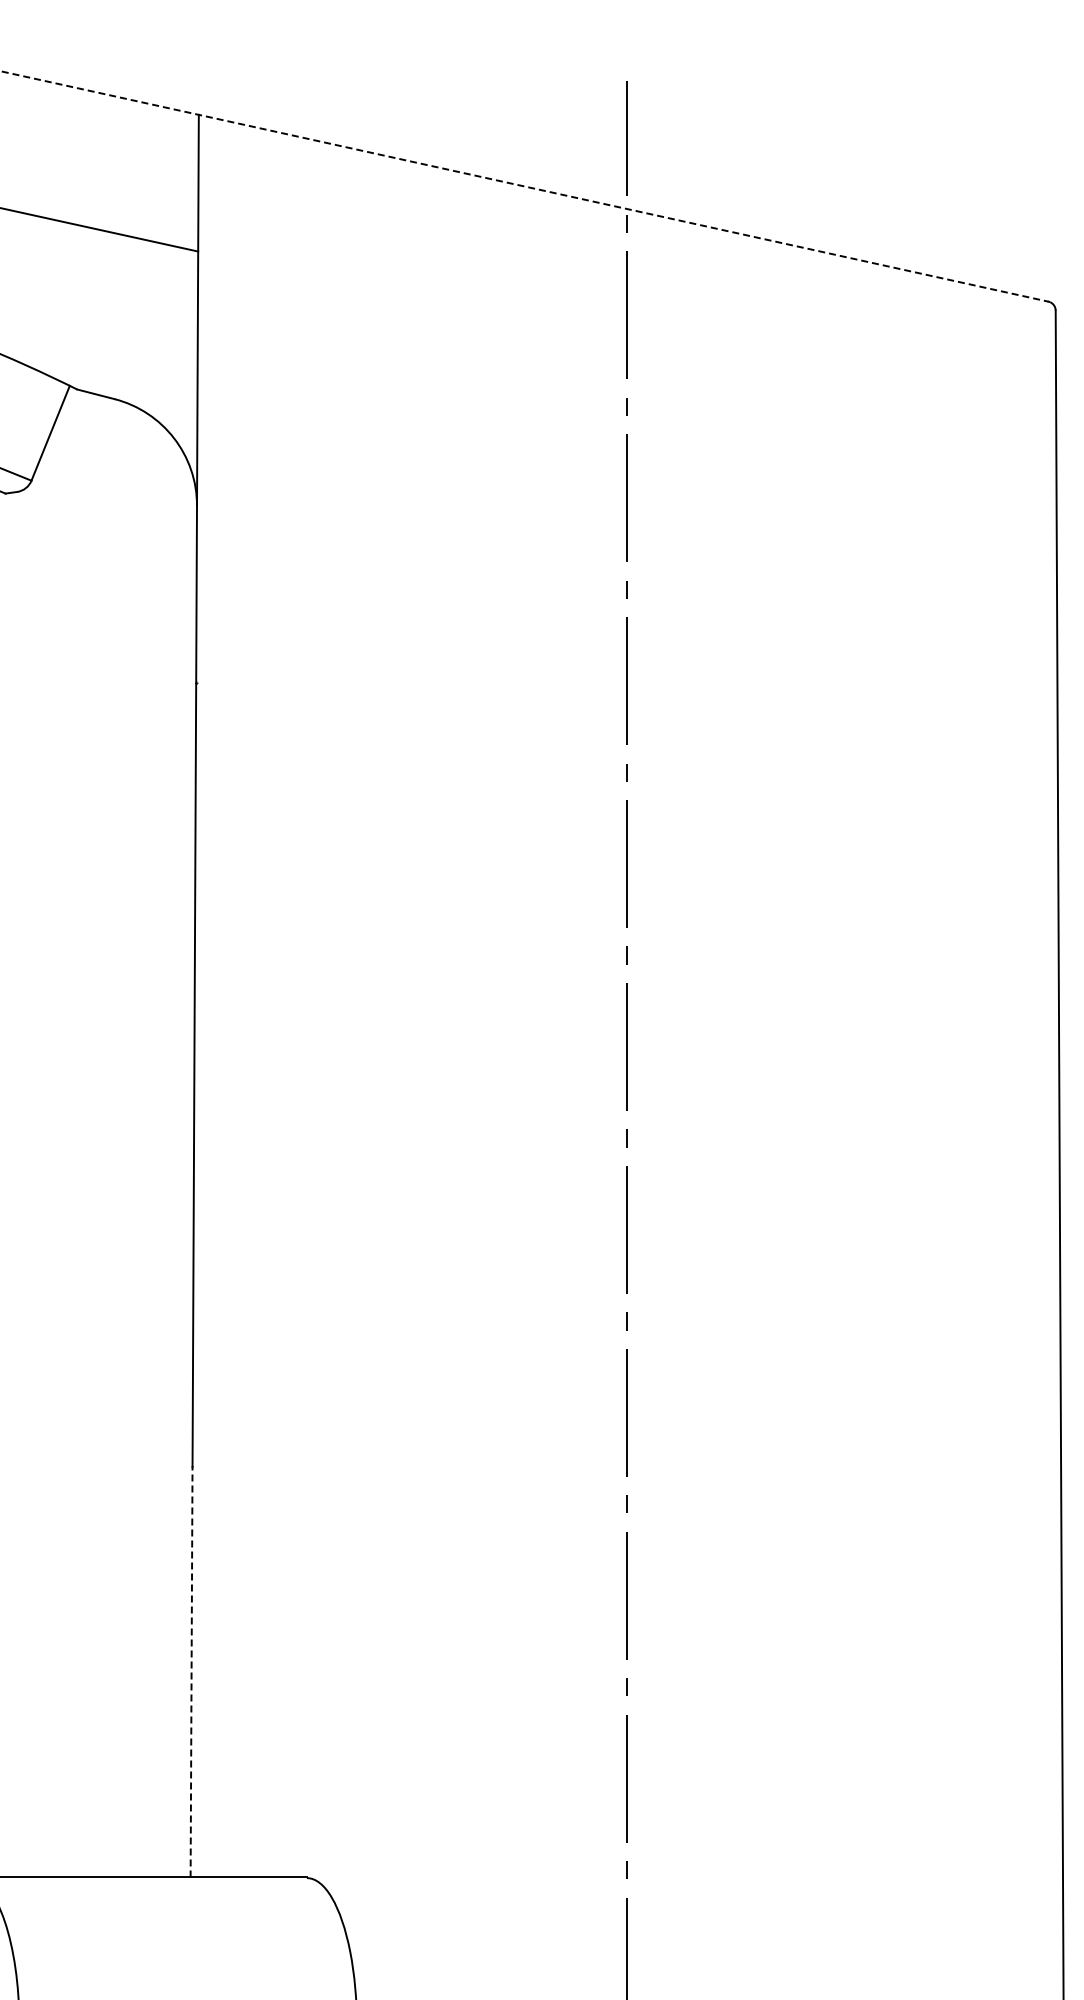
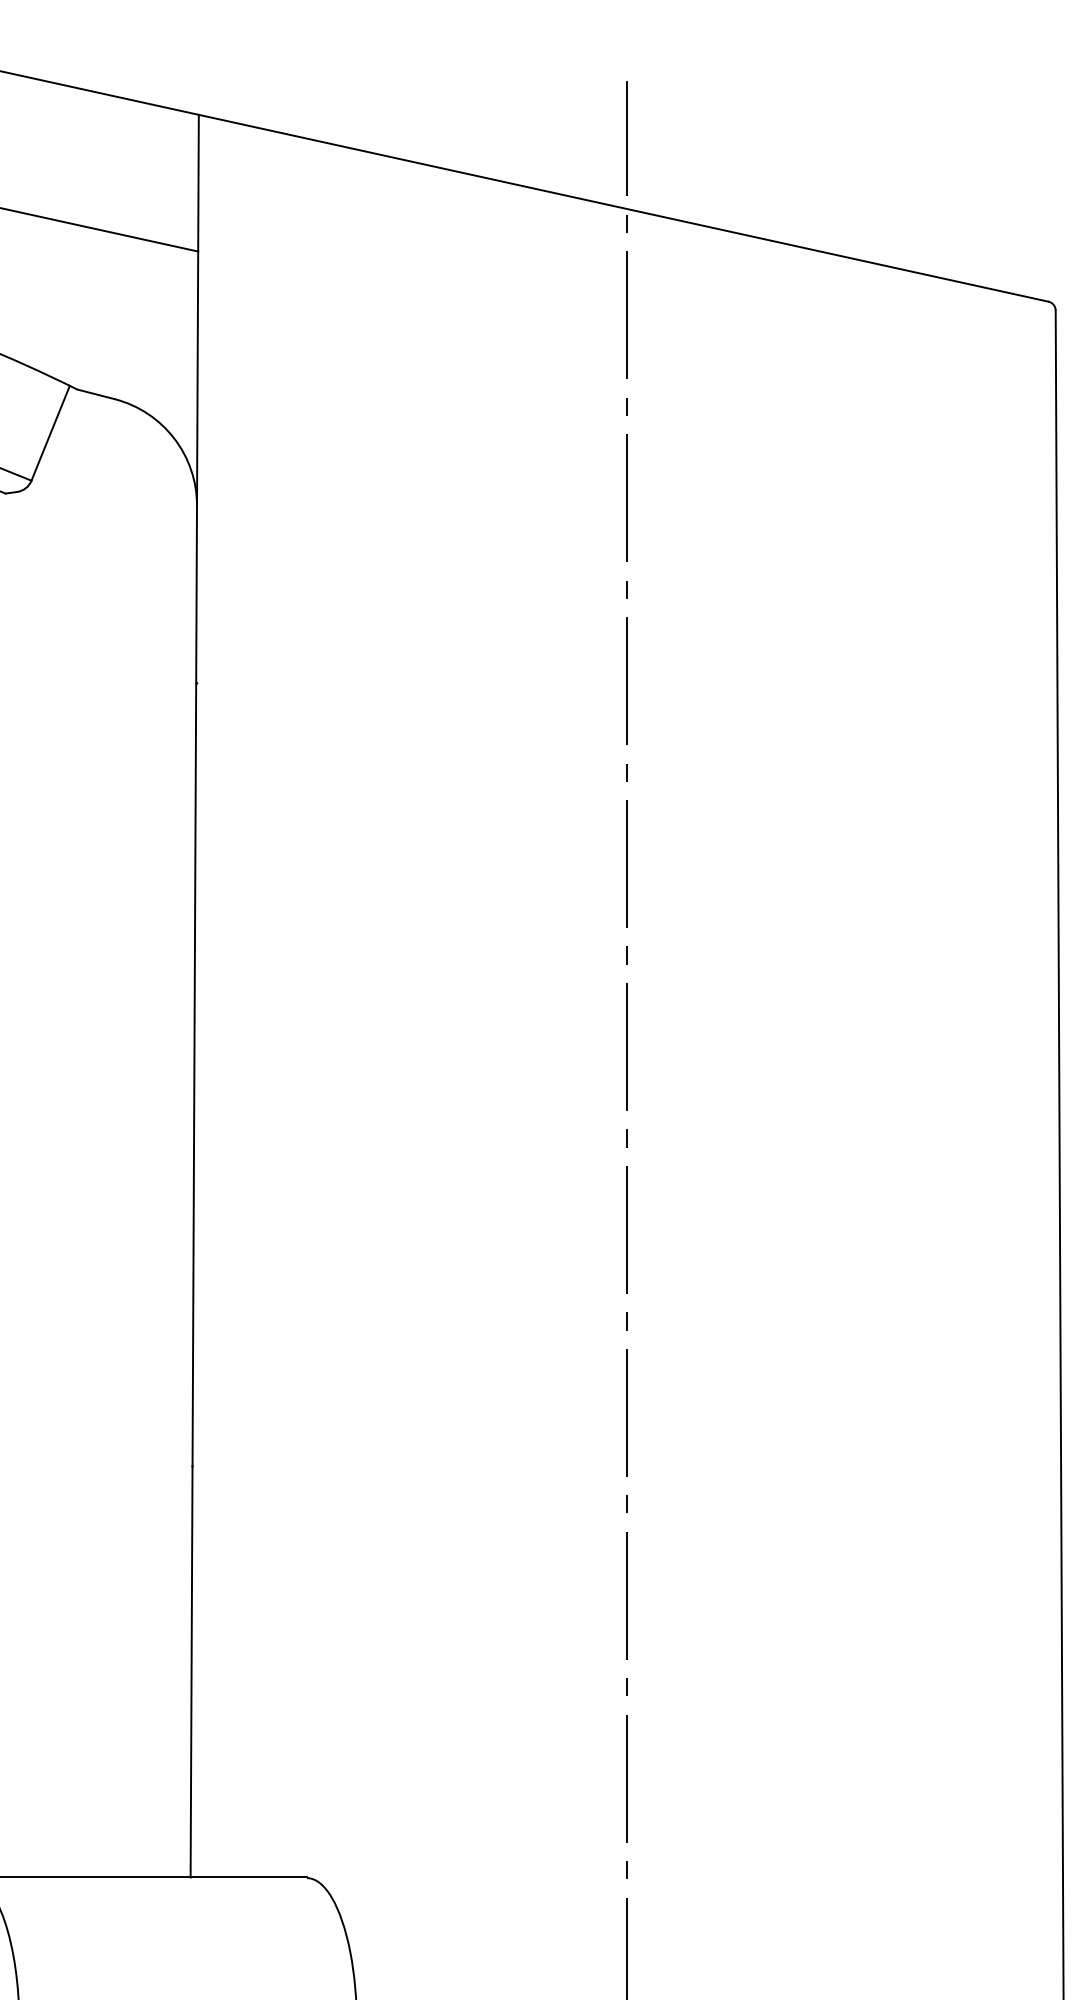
line: dashed -> solid (525, 186)
line: dashed -> solid (191, 1671)
